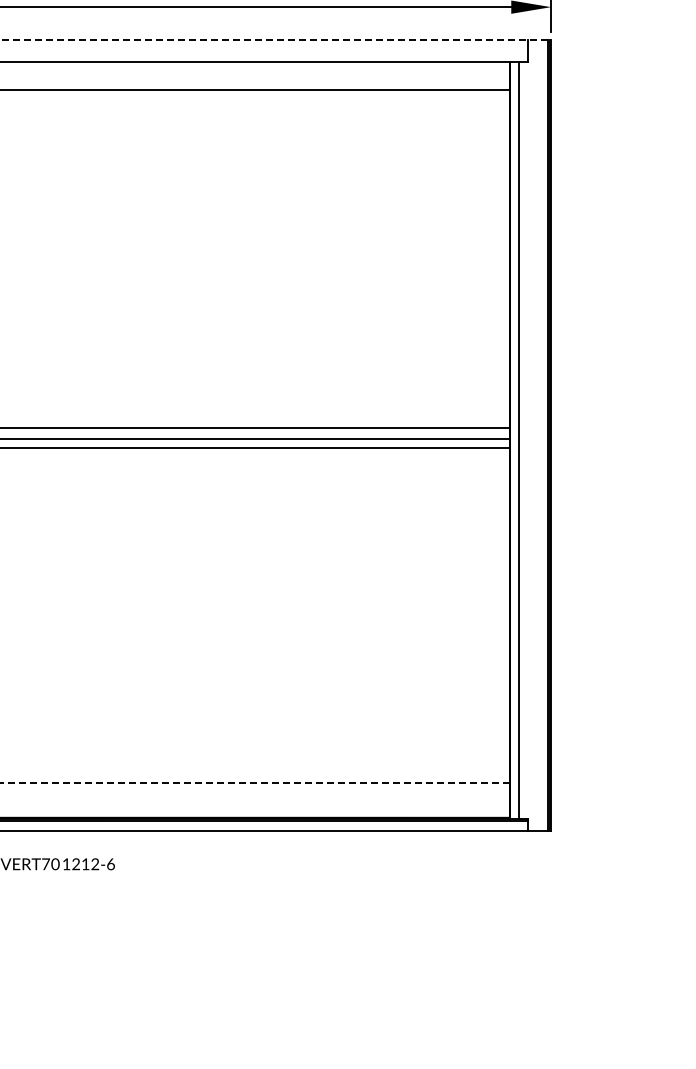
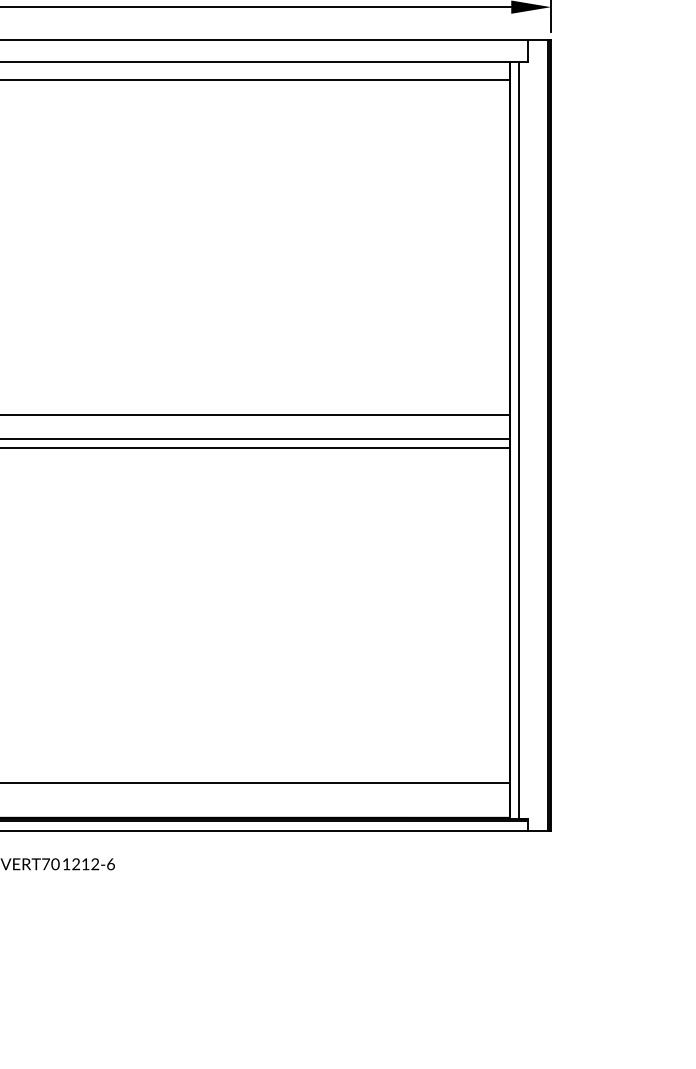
line: dashed -> solid (276, 40)
line position: (255, 89) -> (255, 79) (255, 79)
line position: (255, 427) -> (255, 414) (255, 414)
line: dashed -> solid (254, 783)
